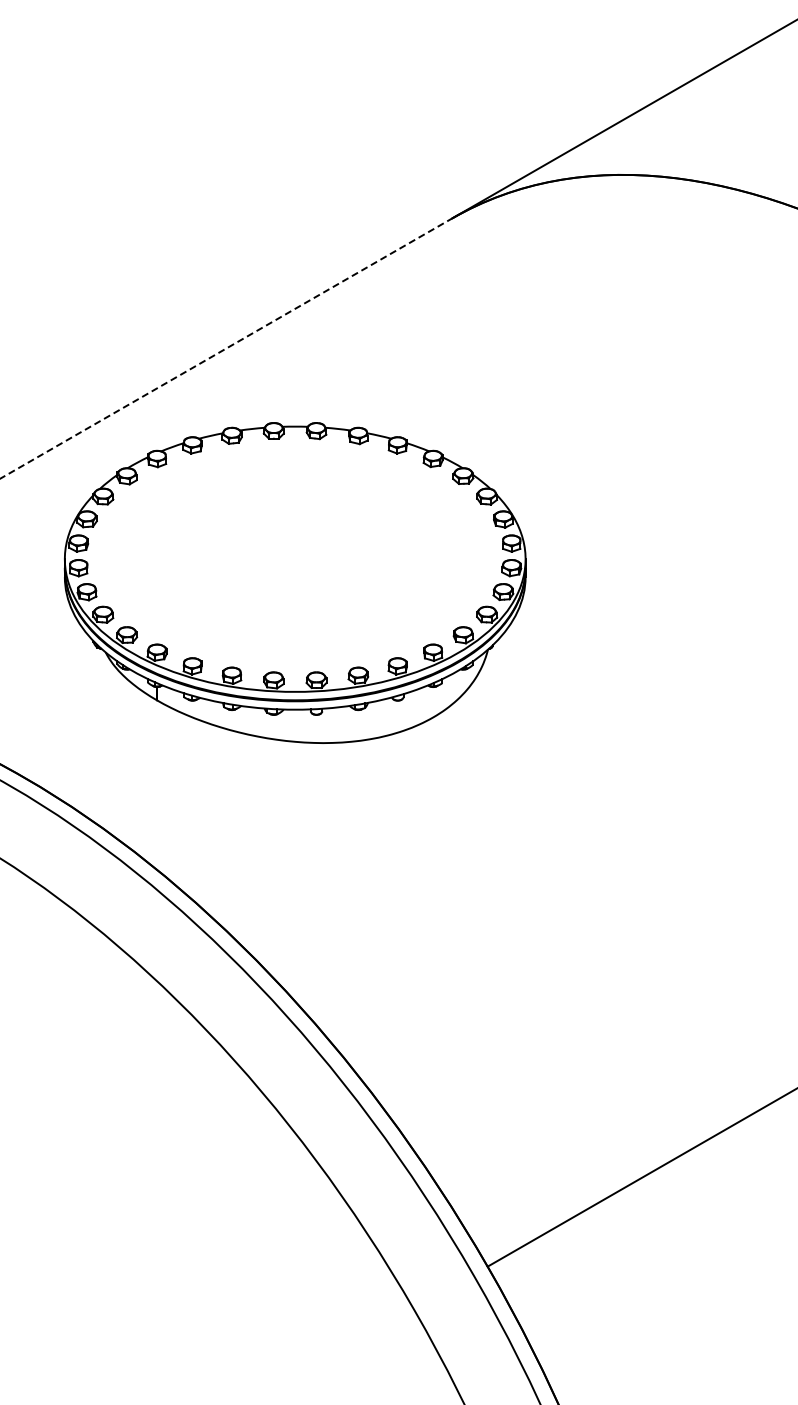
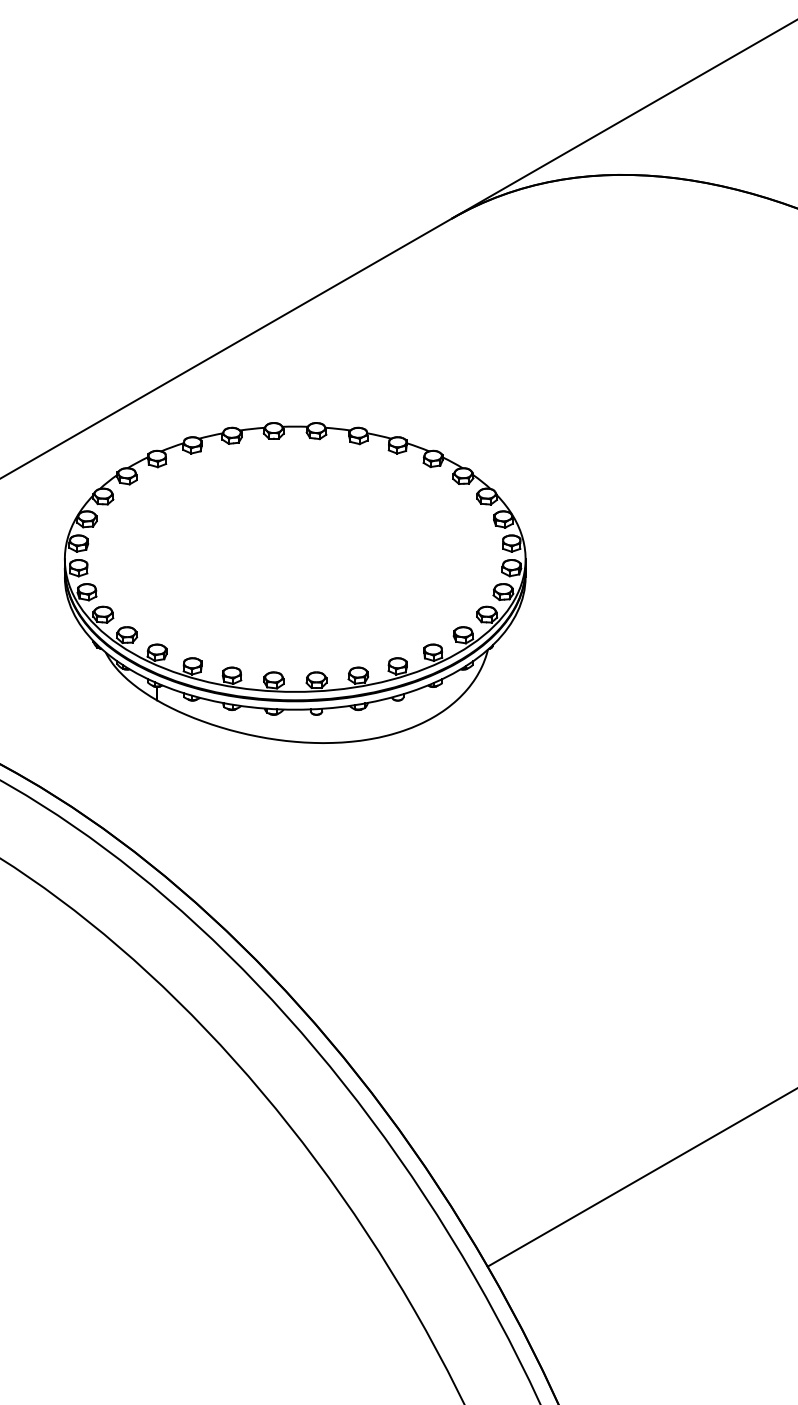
line: dashed -> solid (226, 348)
